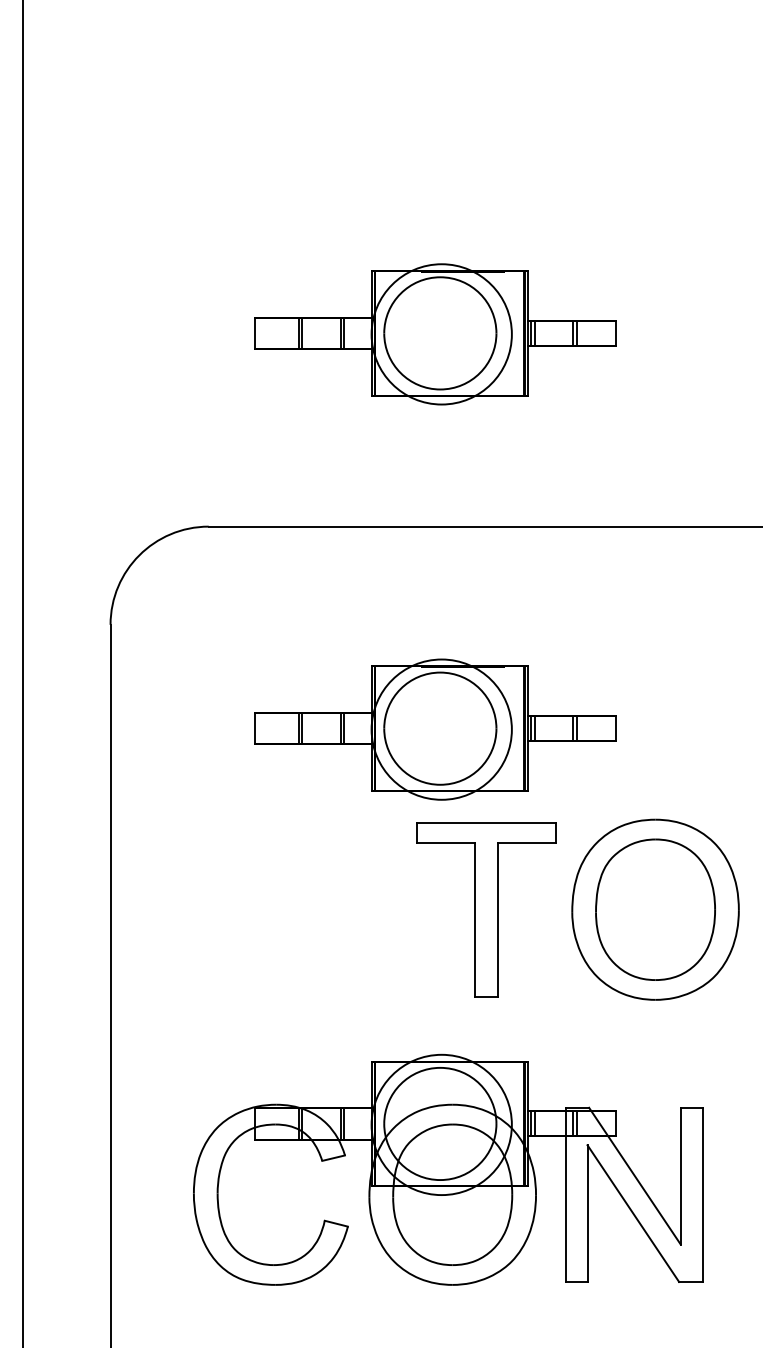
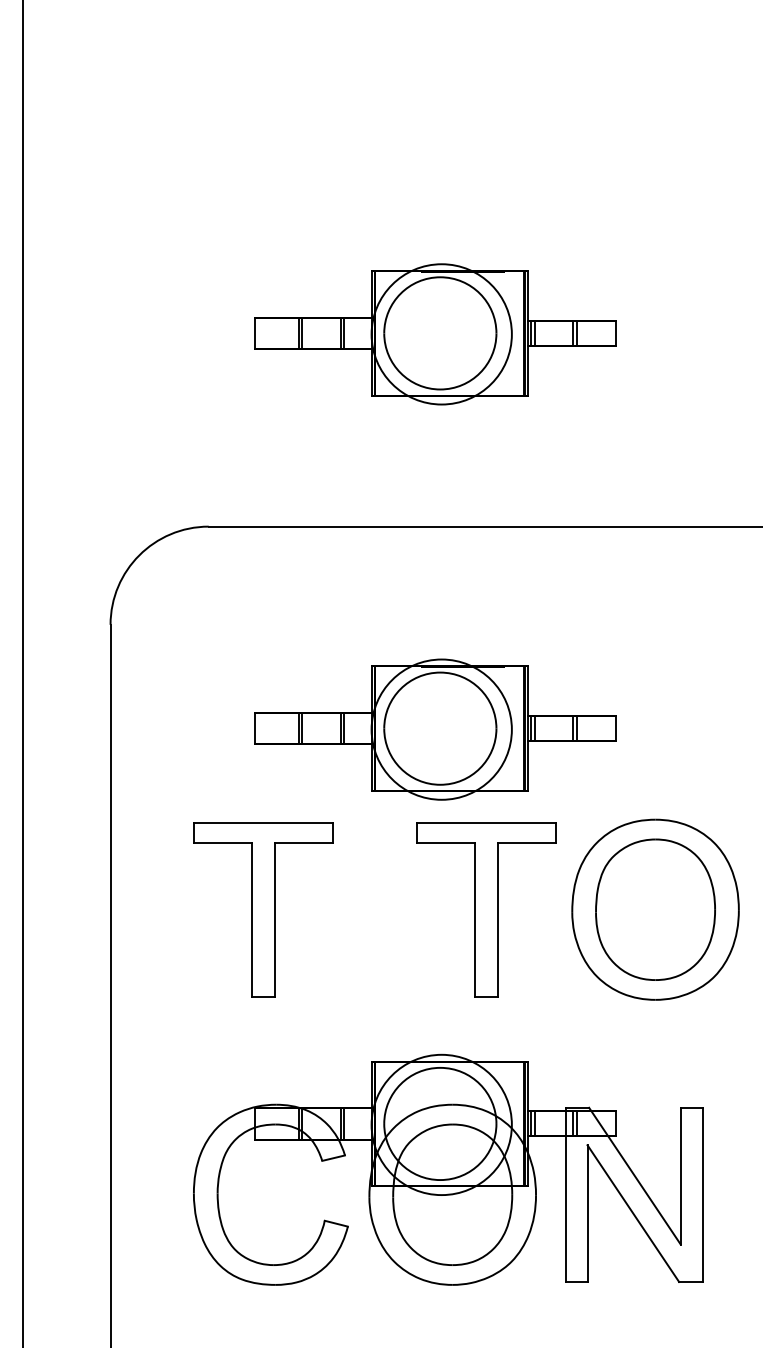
part: none -> present (263, 909)
